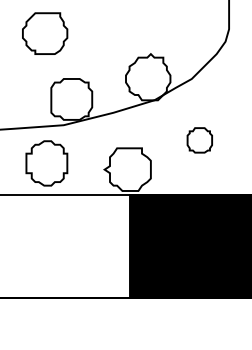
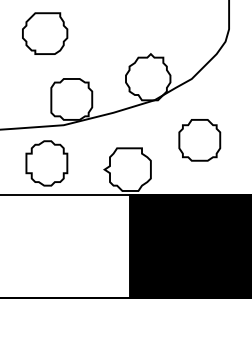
part size: 27x27 px -> 44x43 px (199, 140)
